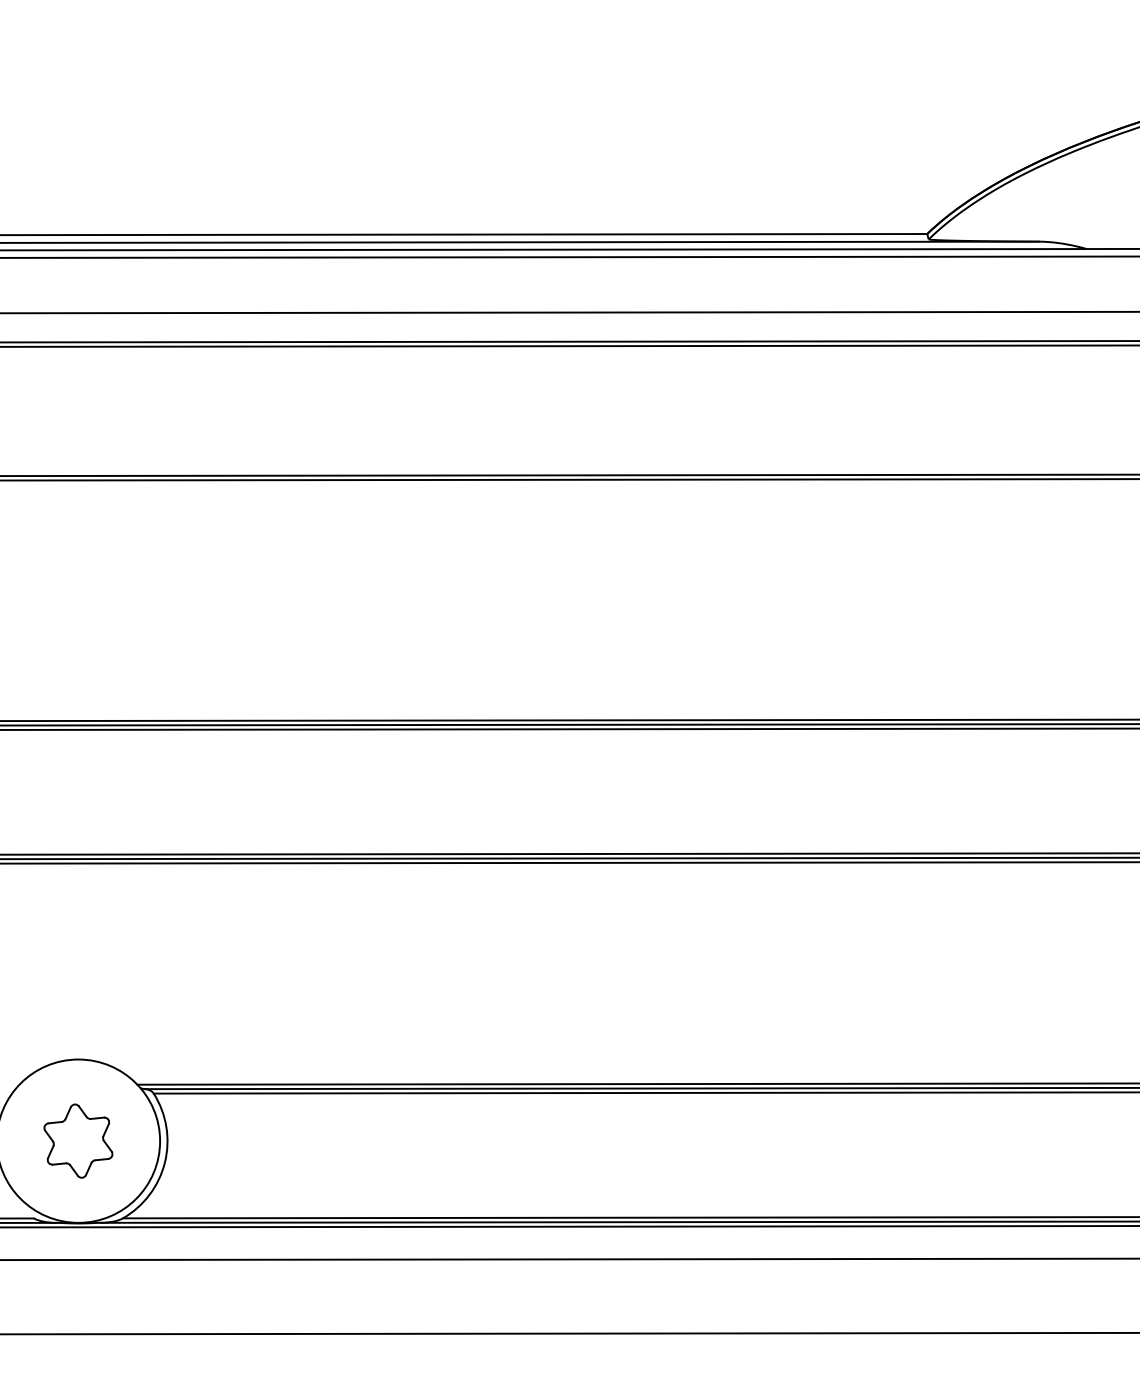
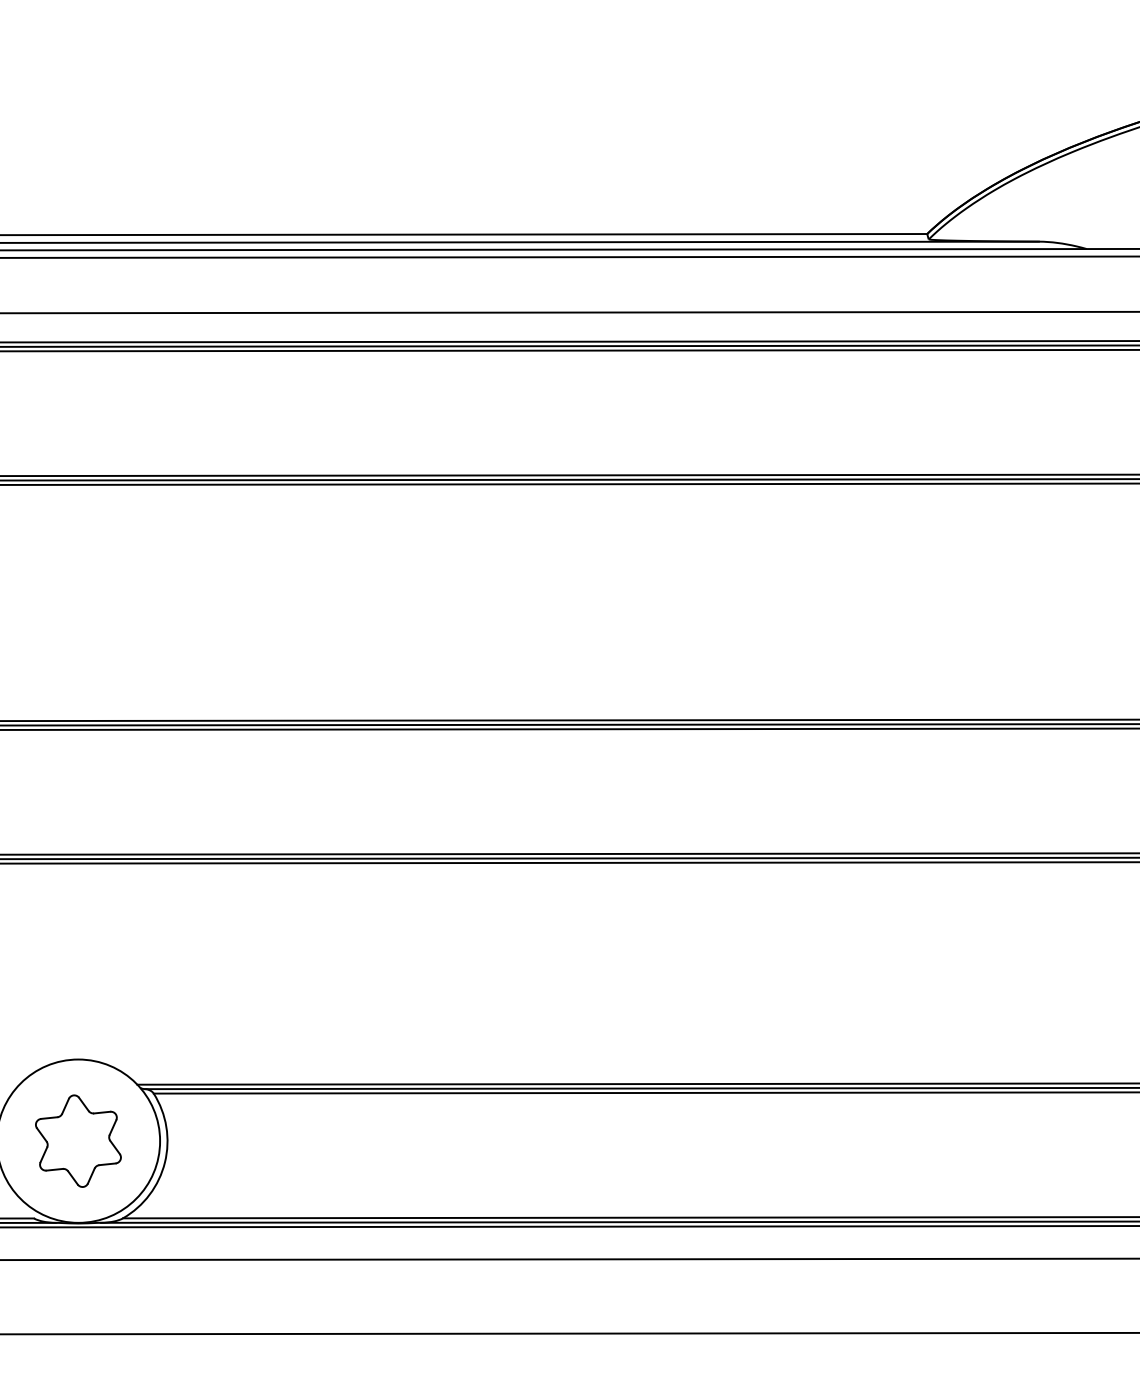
line: none -> present (569, 350)
line: none -> present (569, 483)
part size: 71x76 px -> 87x94 px (78, 1140)
